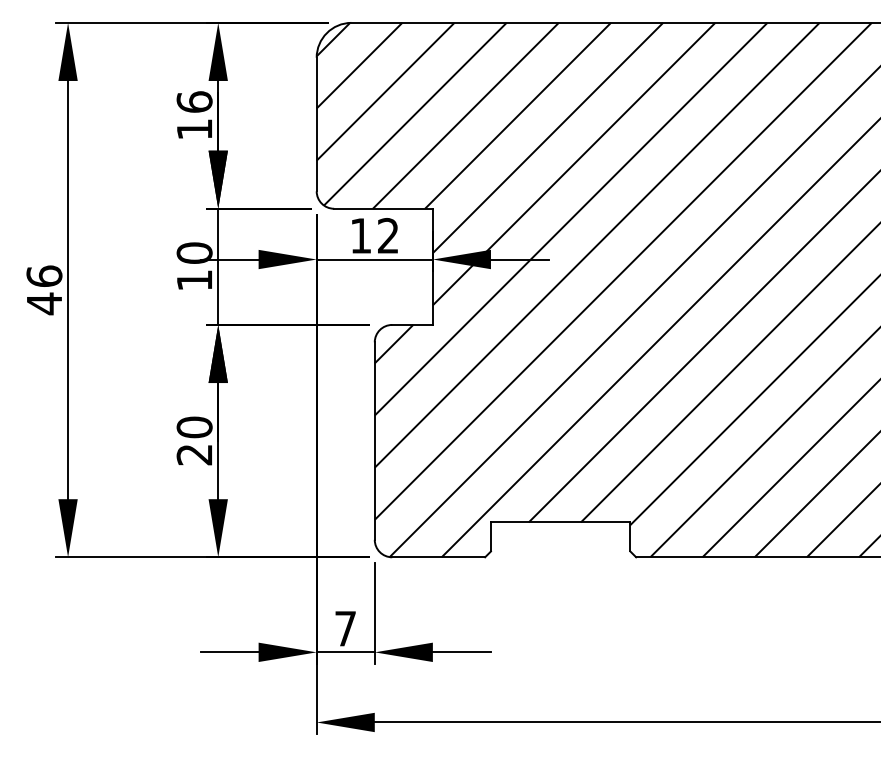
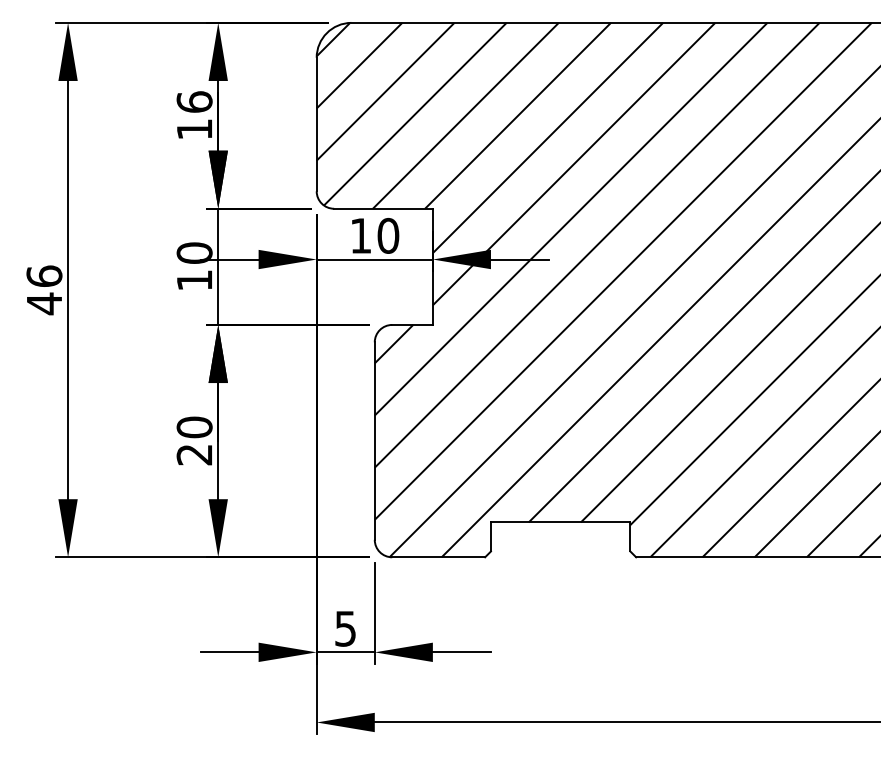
text: 12 -> 10 (388, 235)
text: 7 -> 5 (345, 628)
